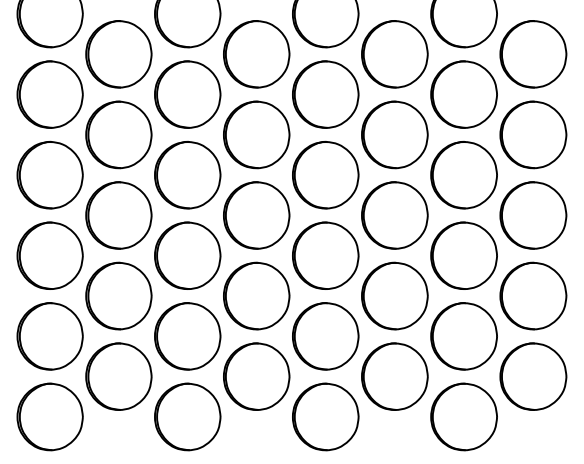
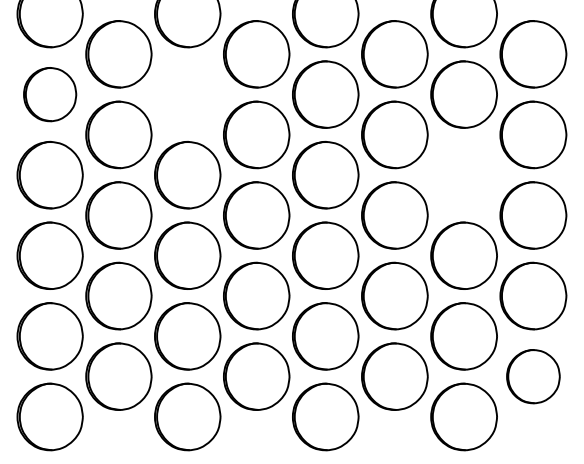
part size: 68x69 px -> 55x56 px (50, 94)
part: present -> none (187, 94)
part: present -> none (463, 175)
part size: 69x69 px -> 55x56 px (533, 376)
